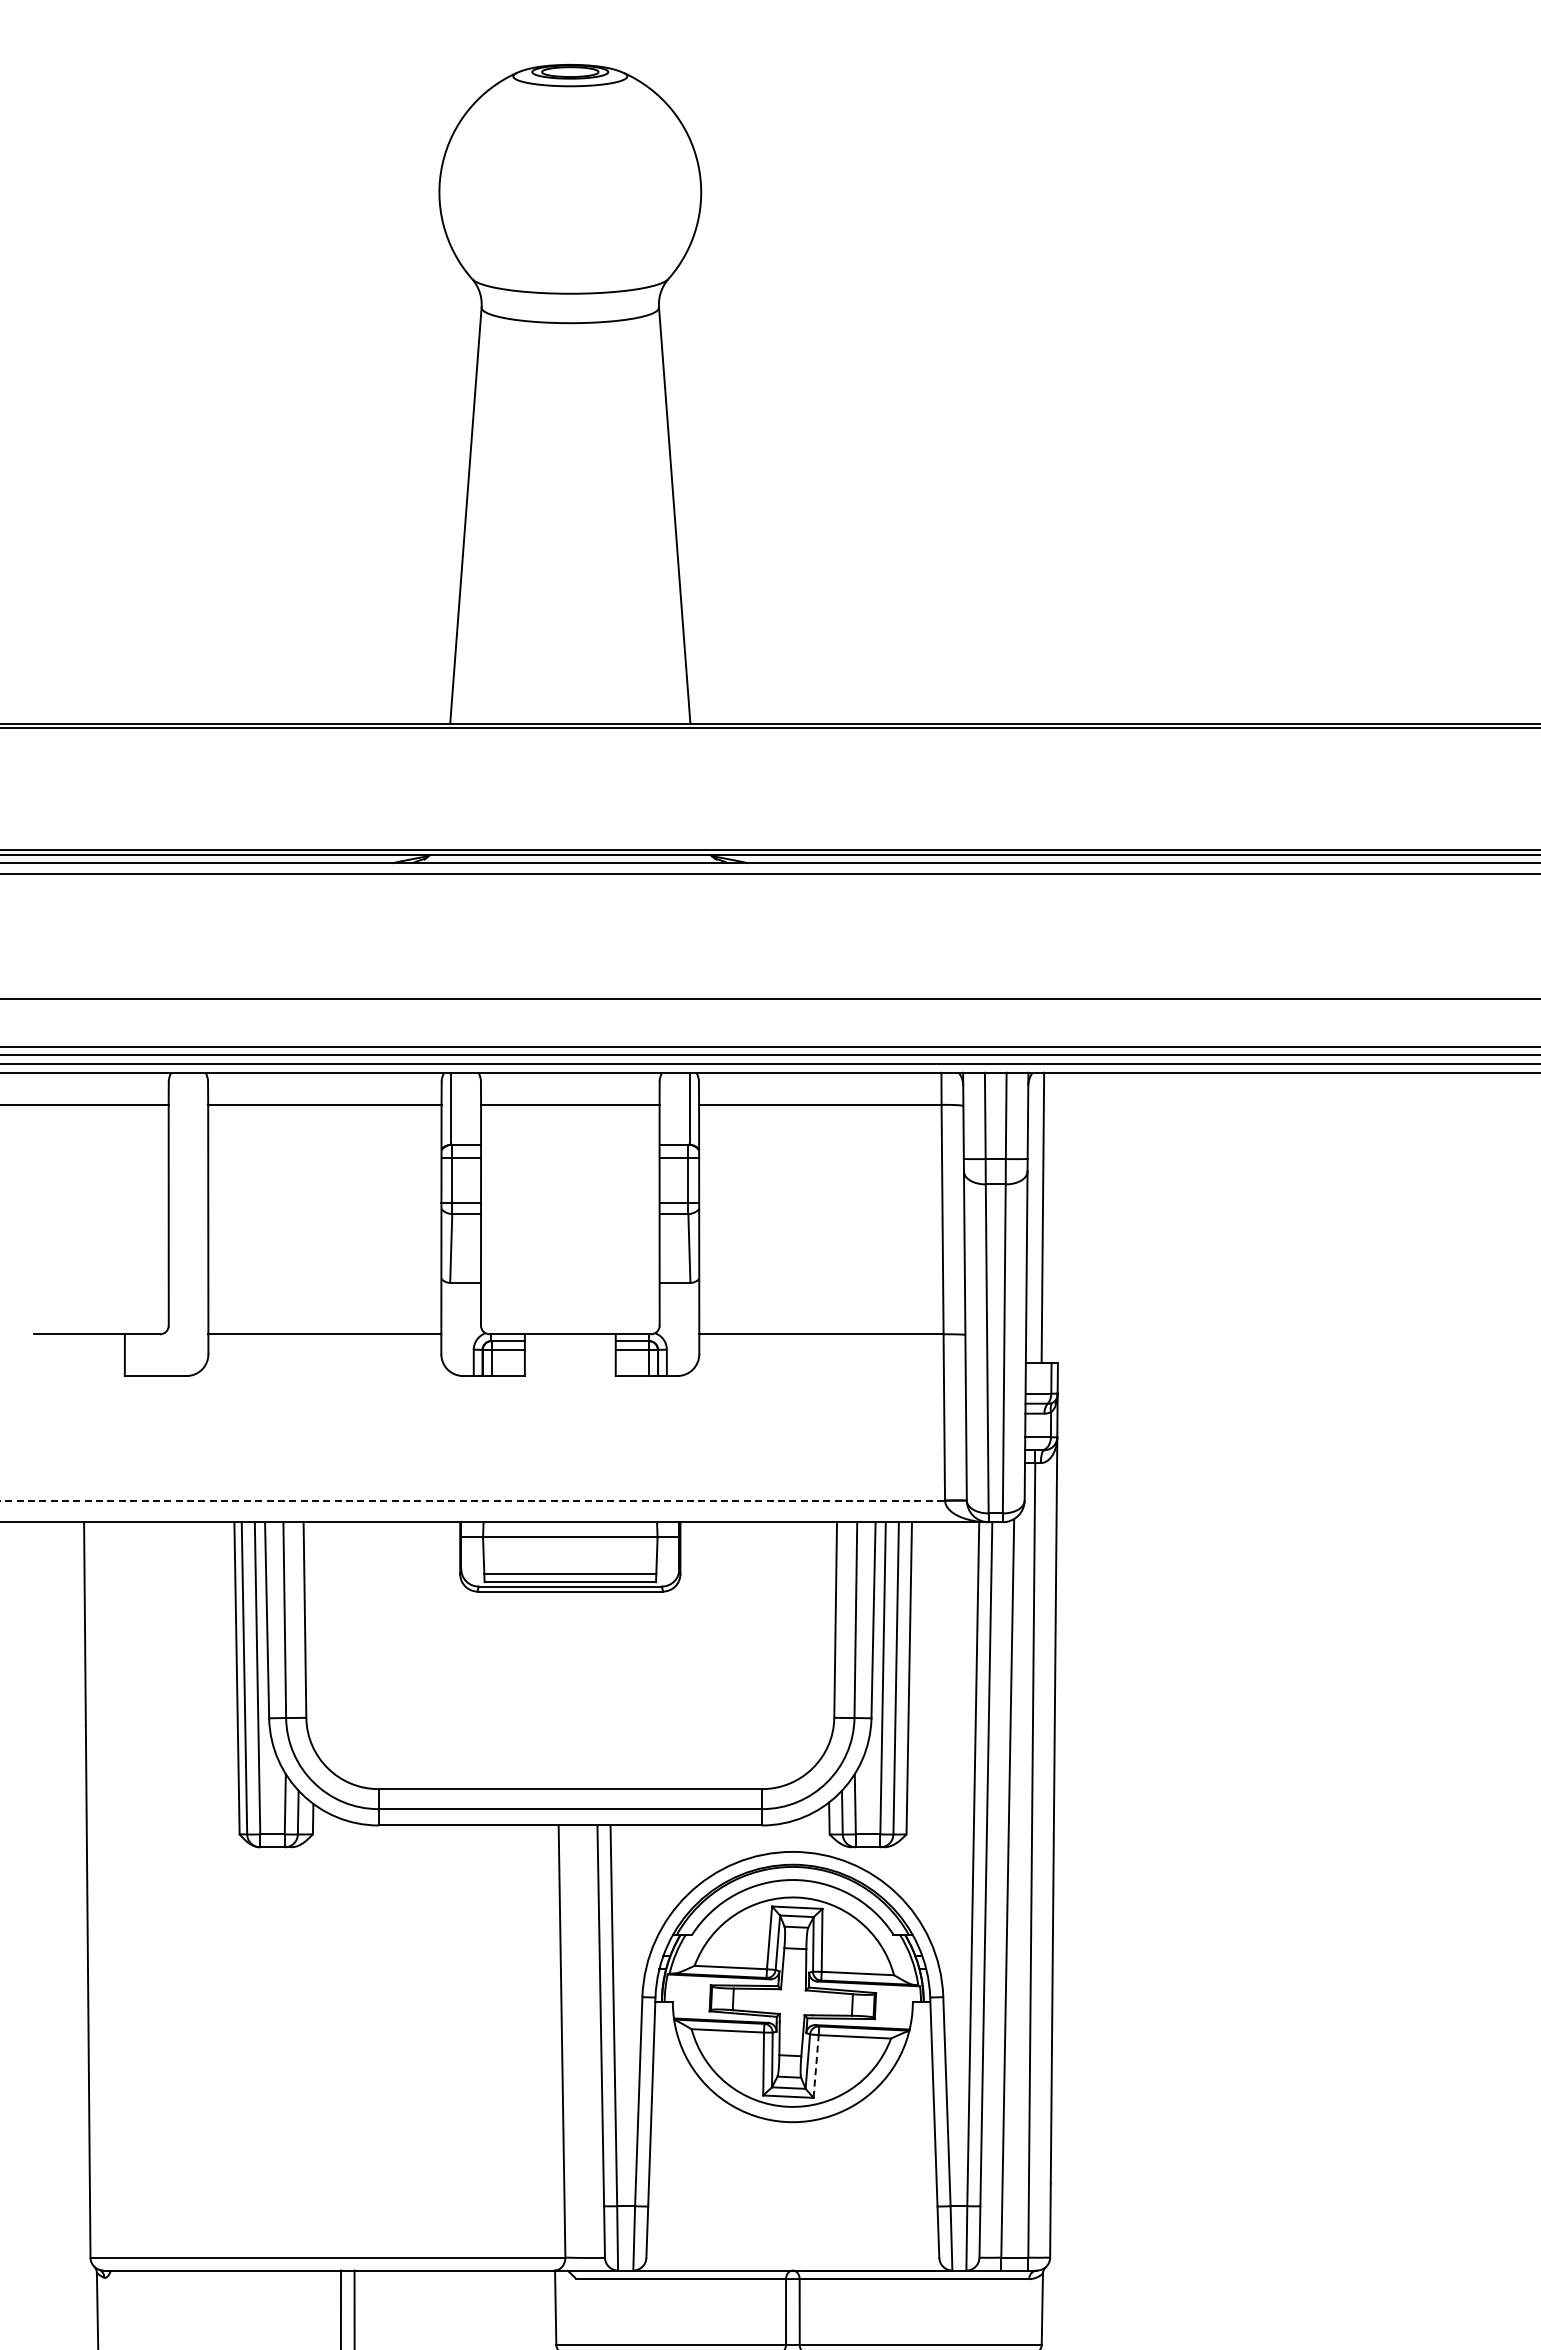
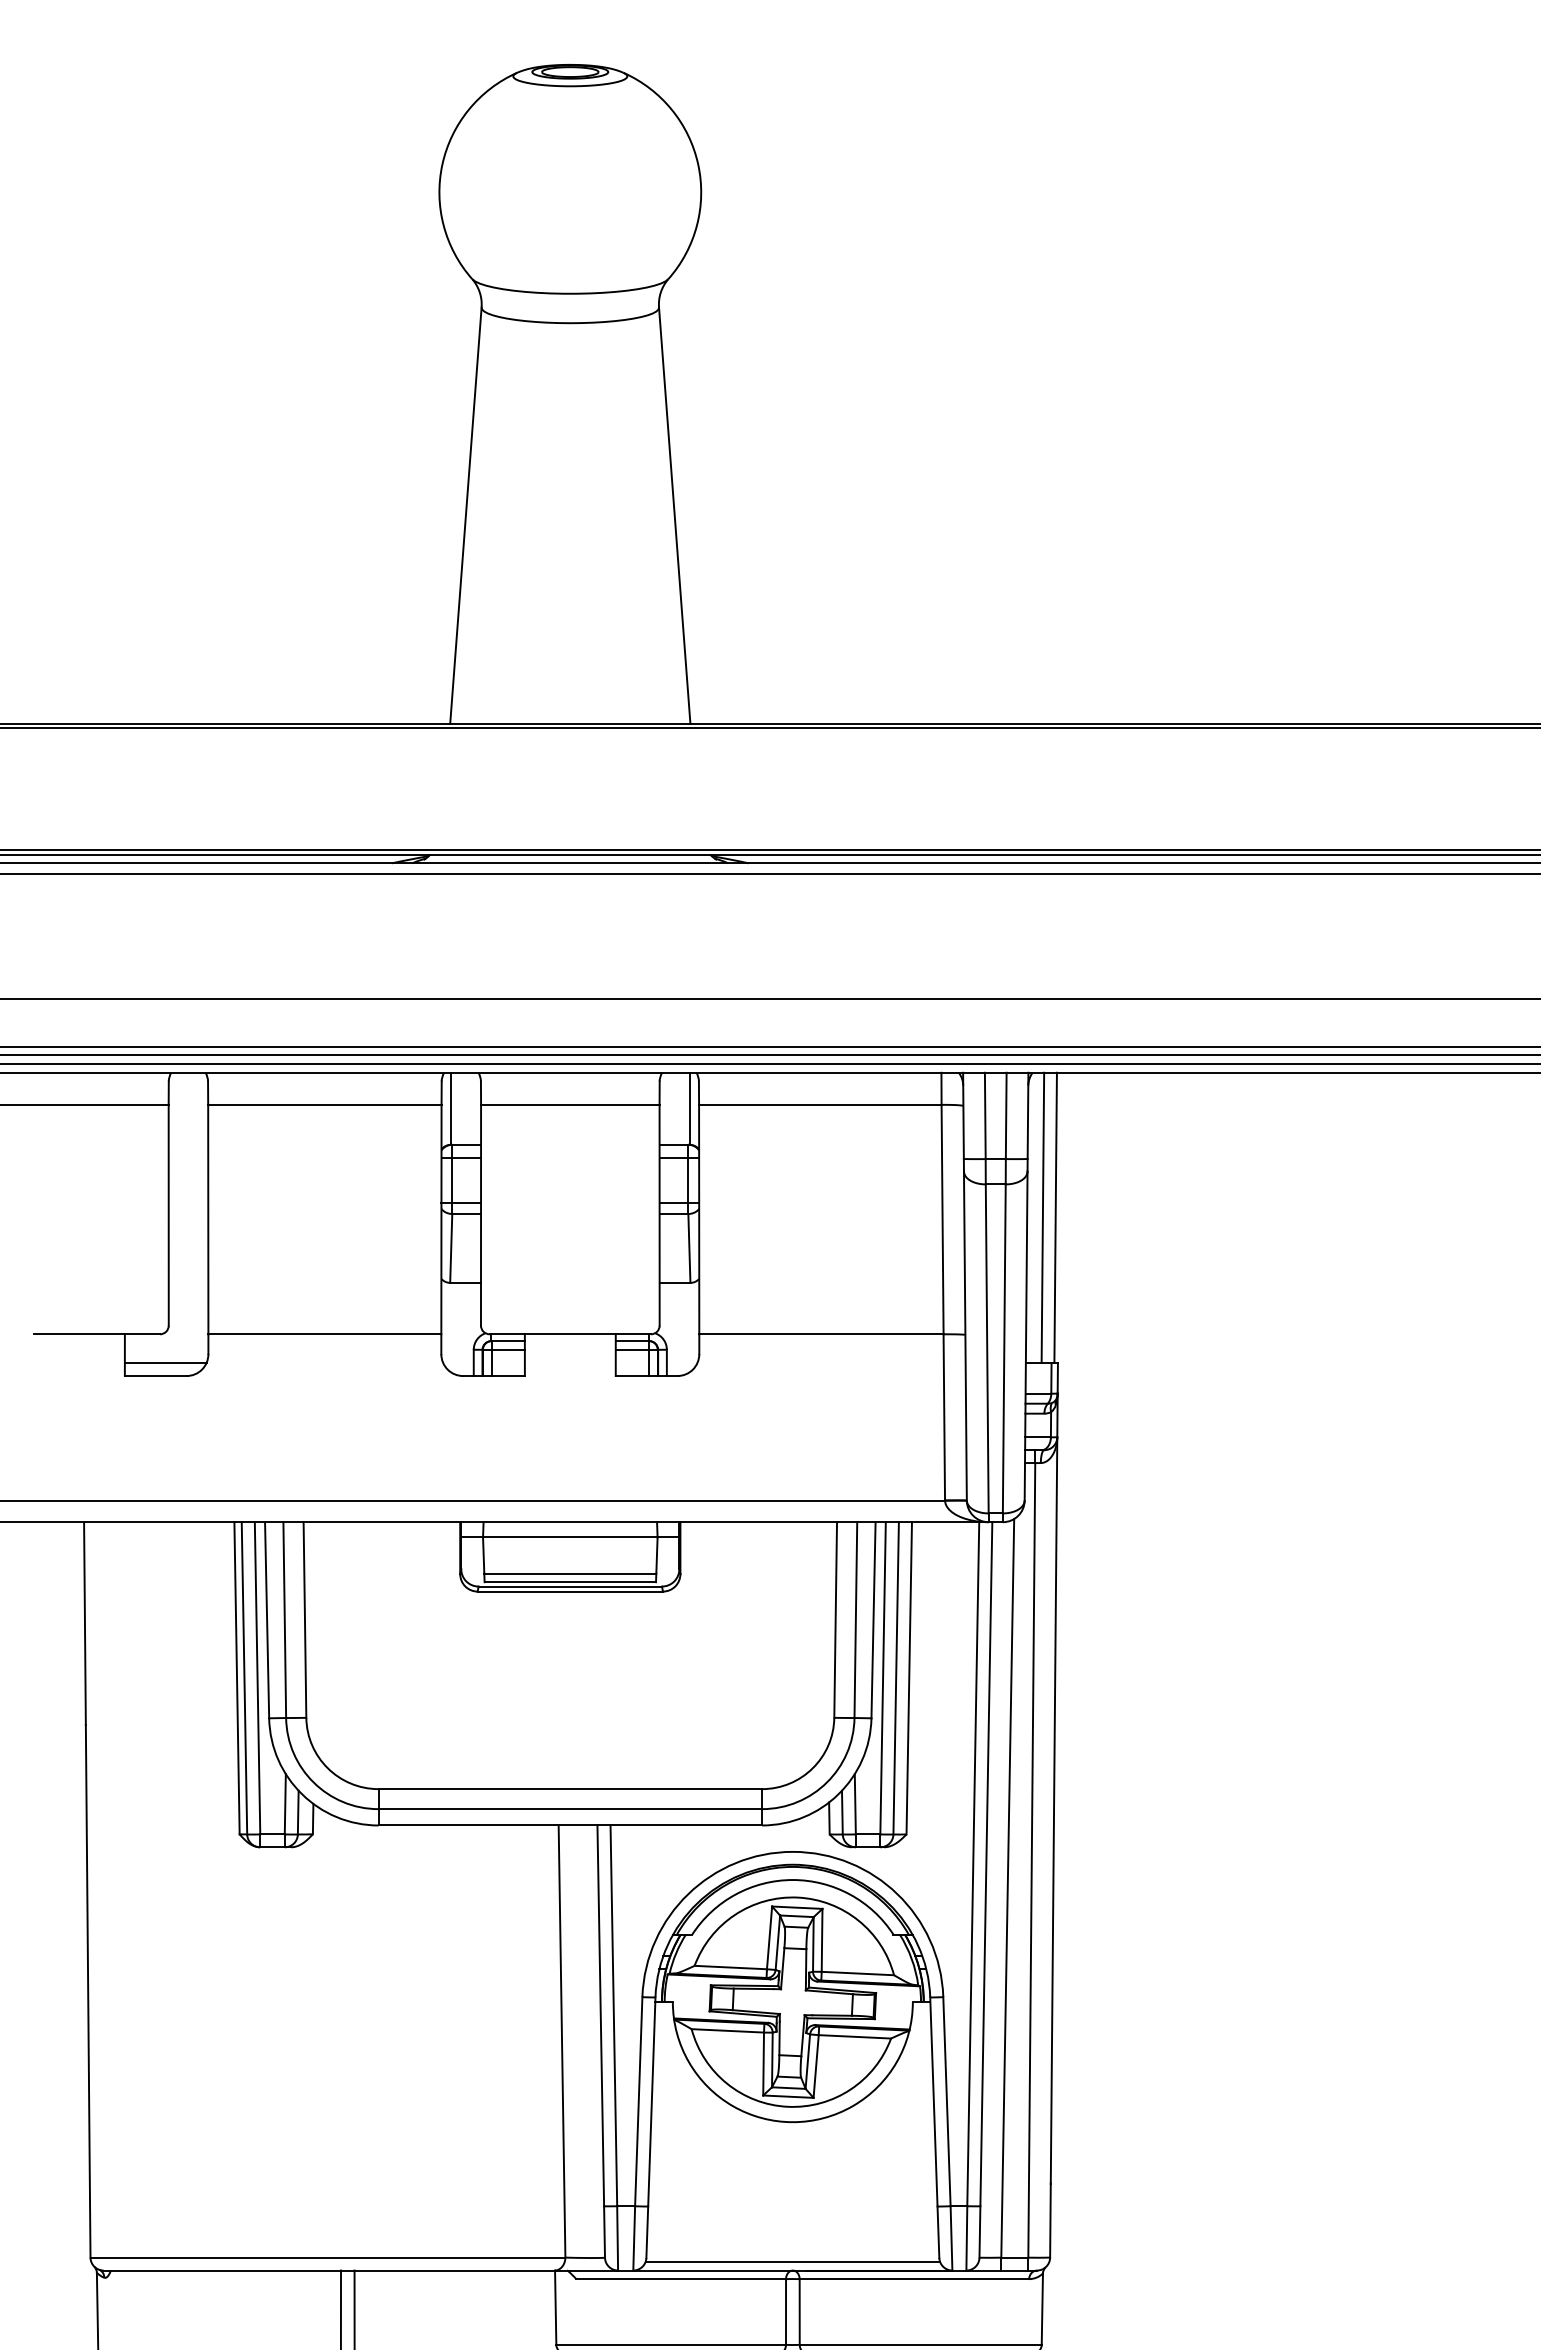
line: none -> present (1055, 1217)
line: none -> present (165, 1362)
line: dashed -> solid (473, 1500)
line: dashed -> solid (816, 2066)
line: none -> present (792, 2262)
